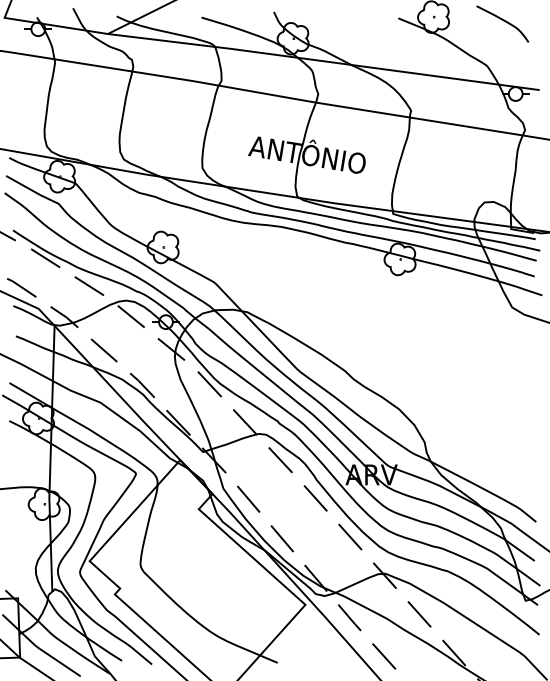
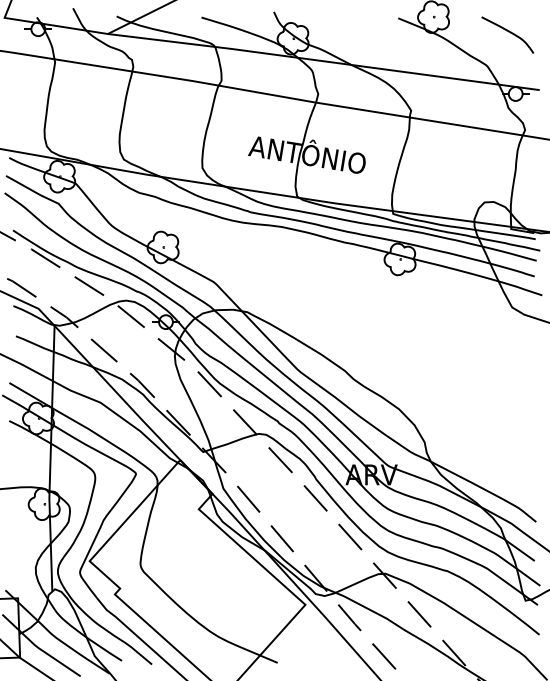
curve position: (503, 21) -> (508, 32) (508, 32)
